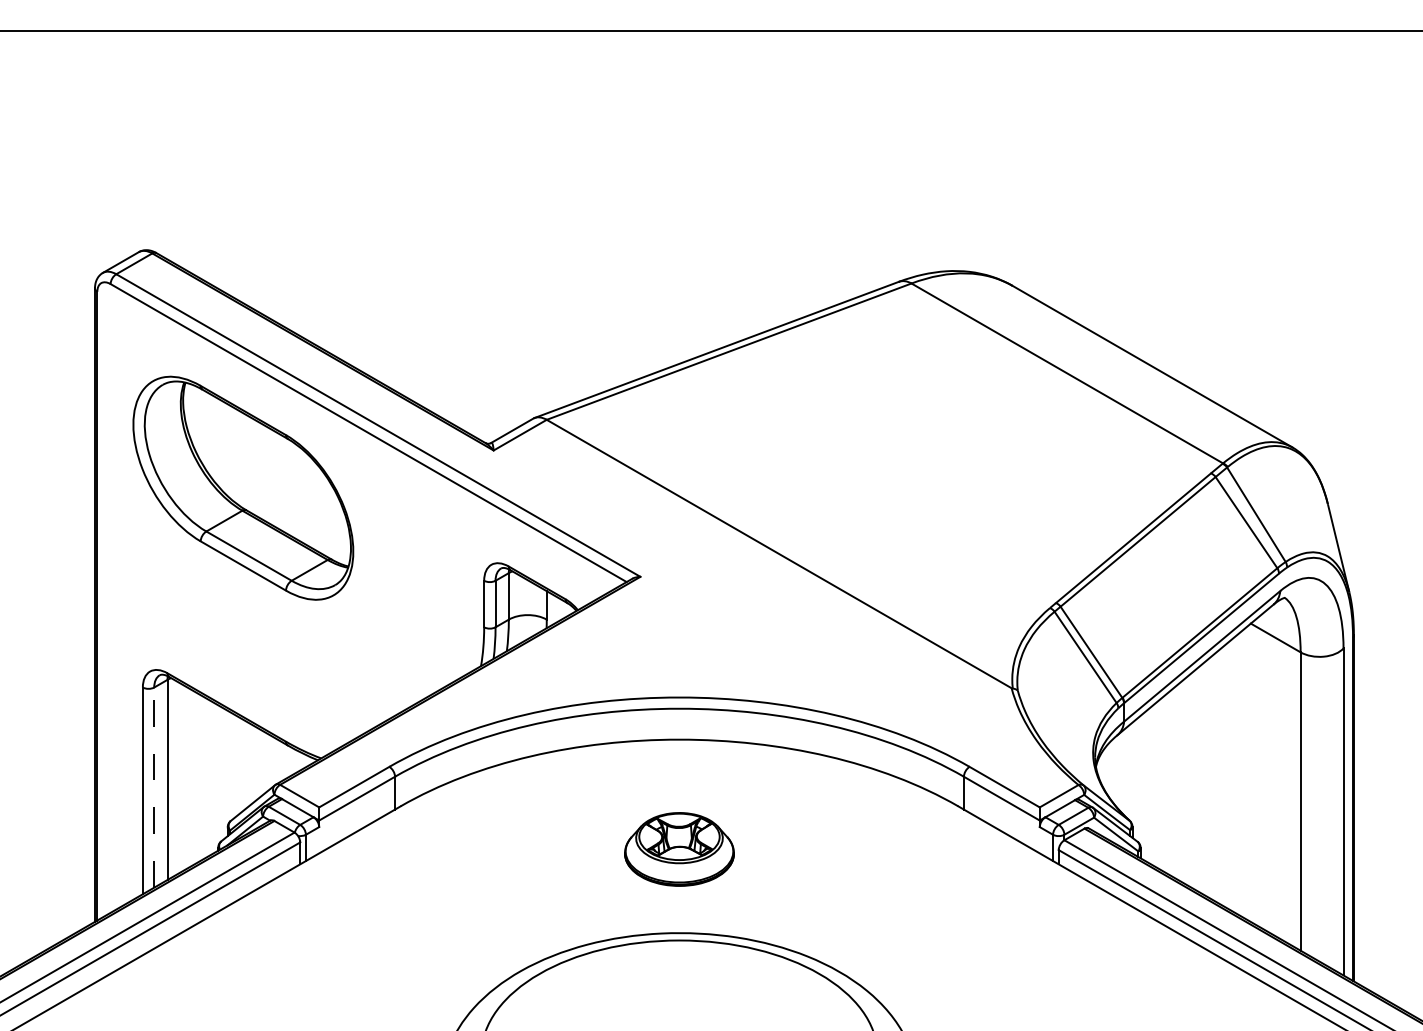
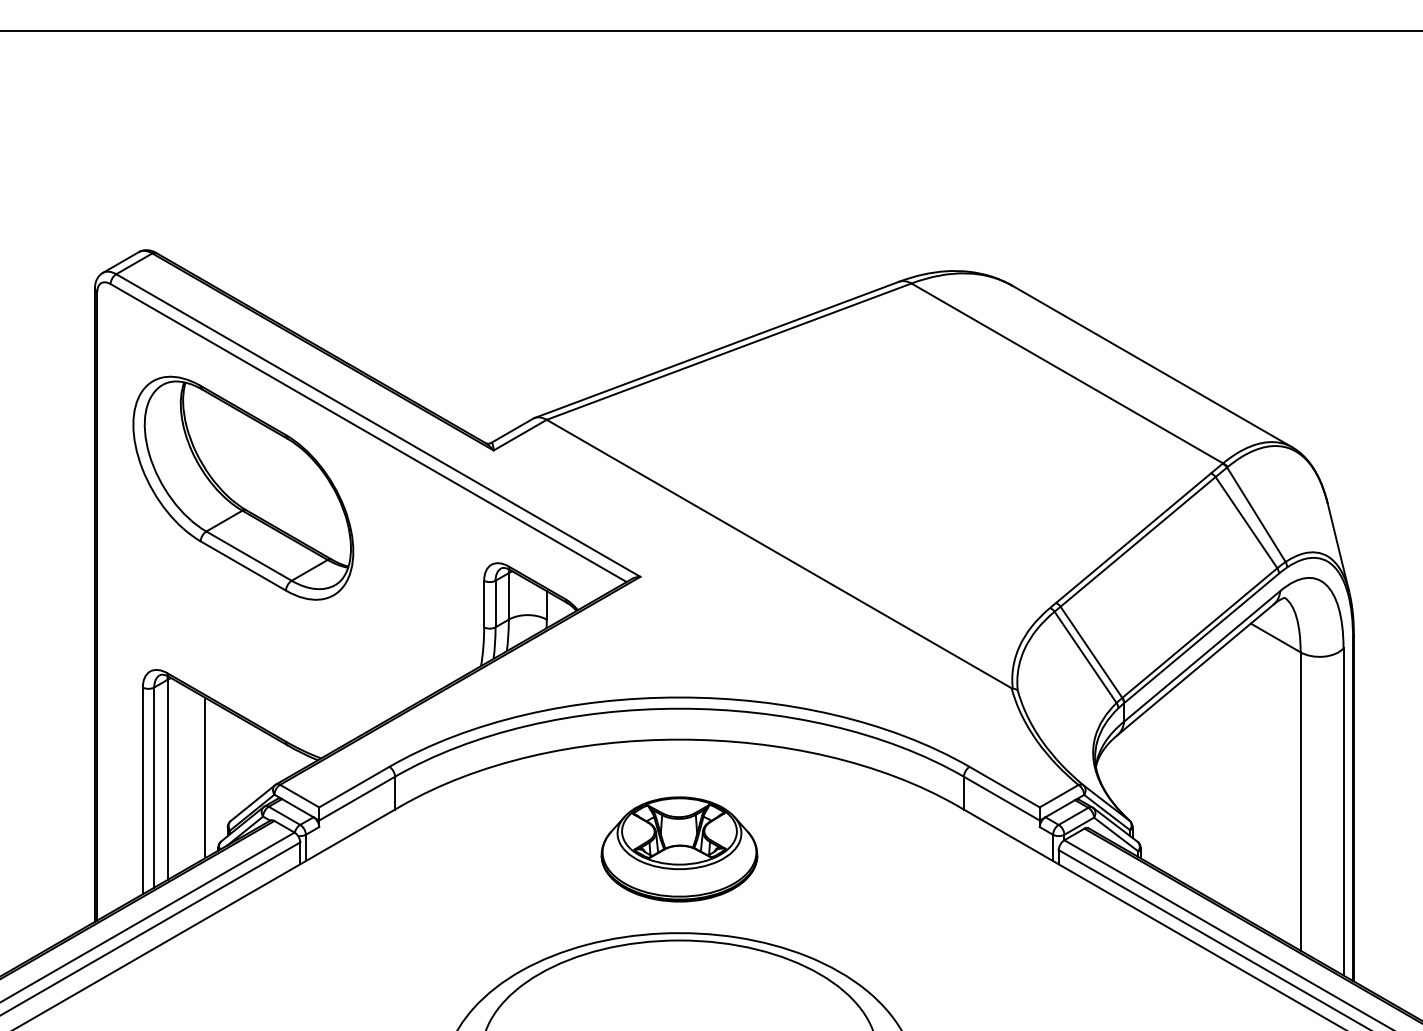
line: none -> present (205, 777)
line: dashed -> solid (154, 787)
part size: 111x75 px -> 159x107 px (679, 849)
